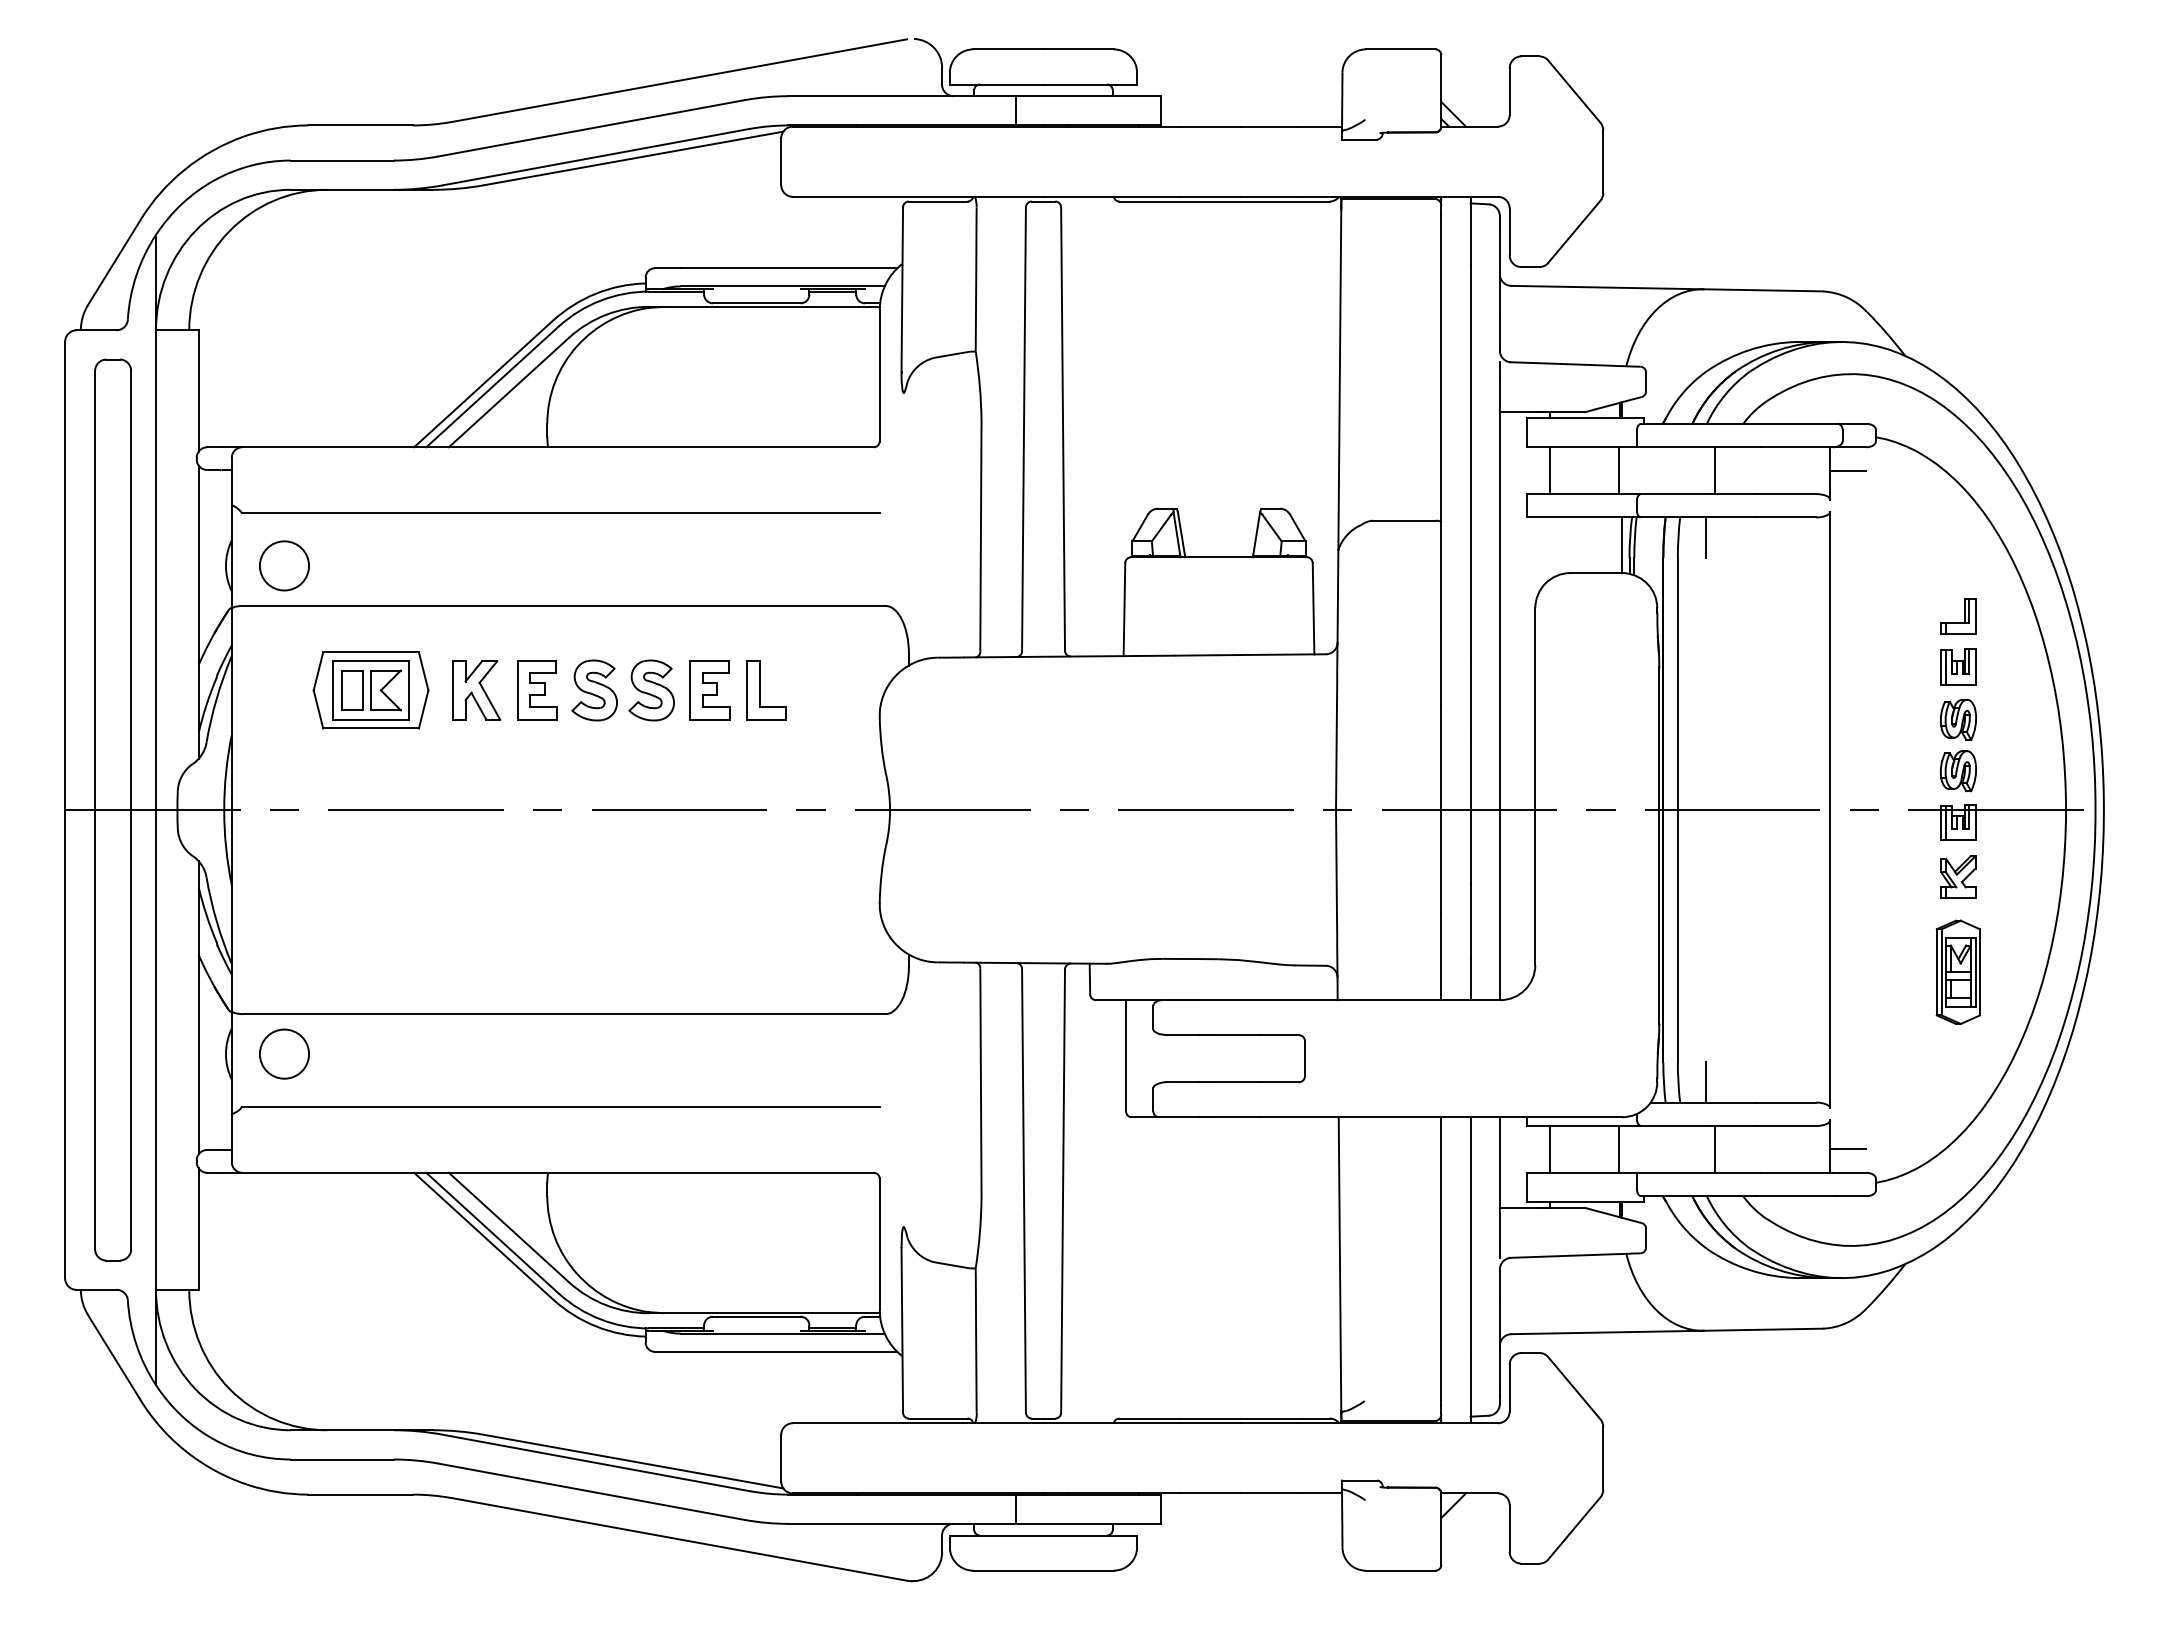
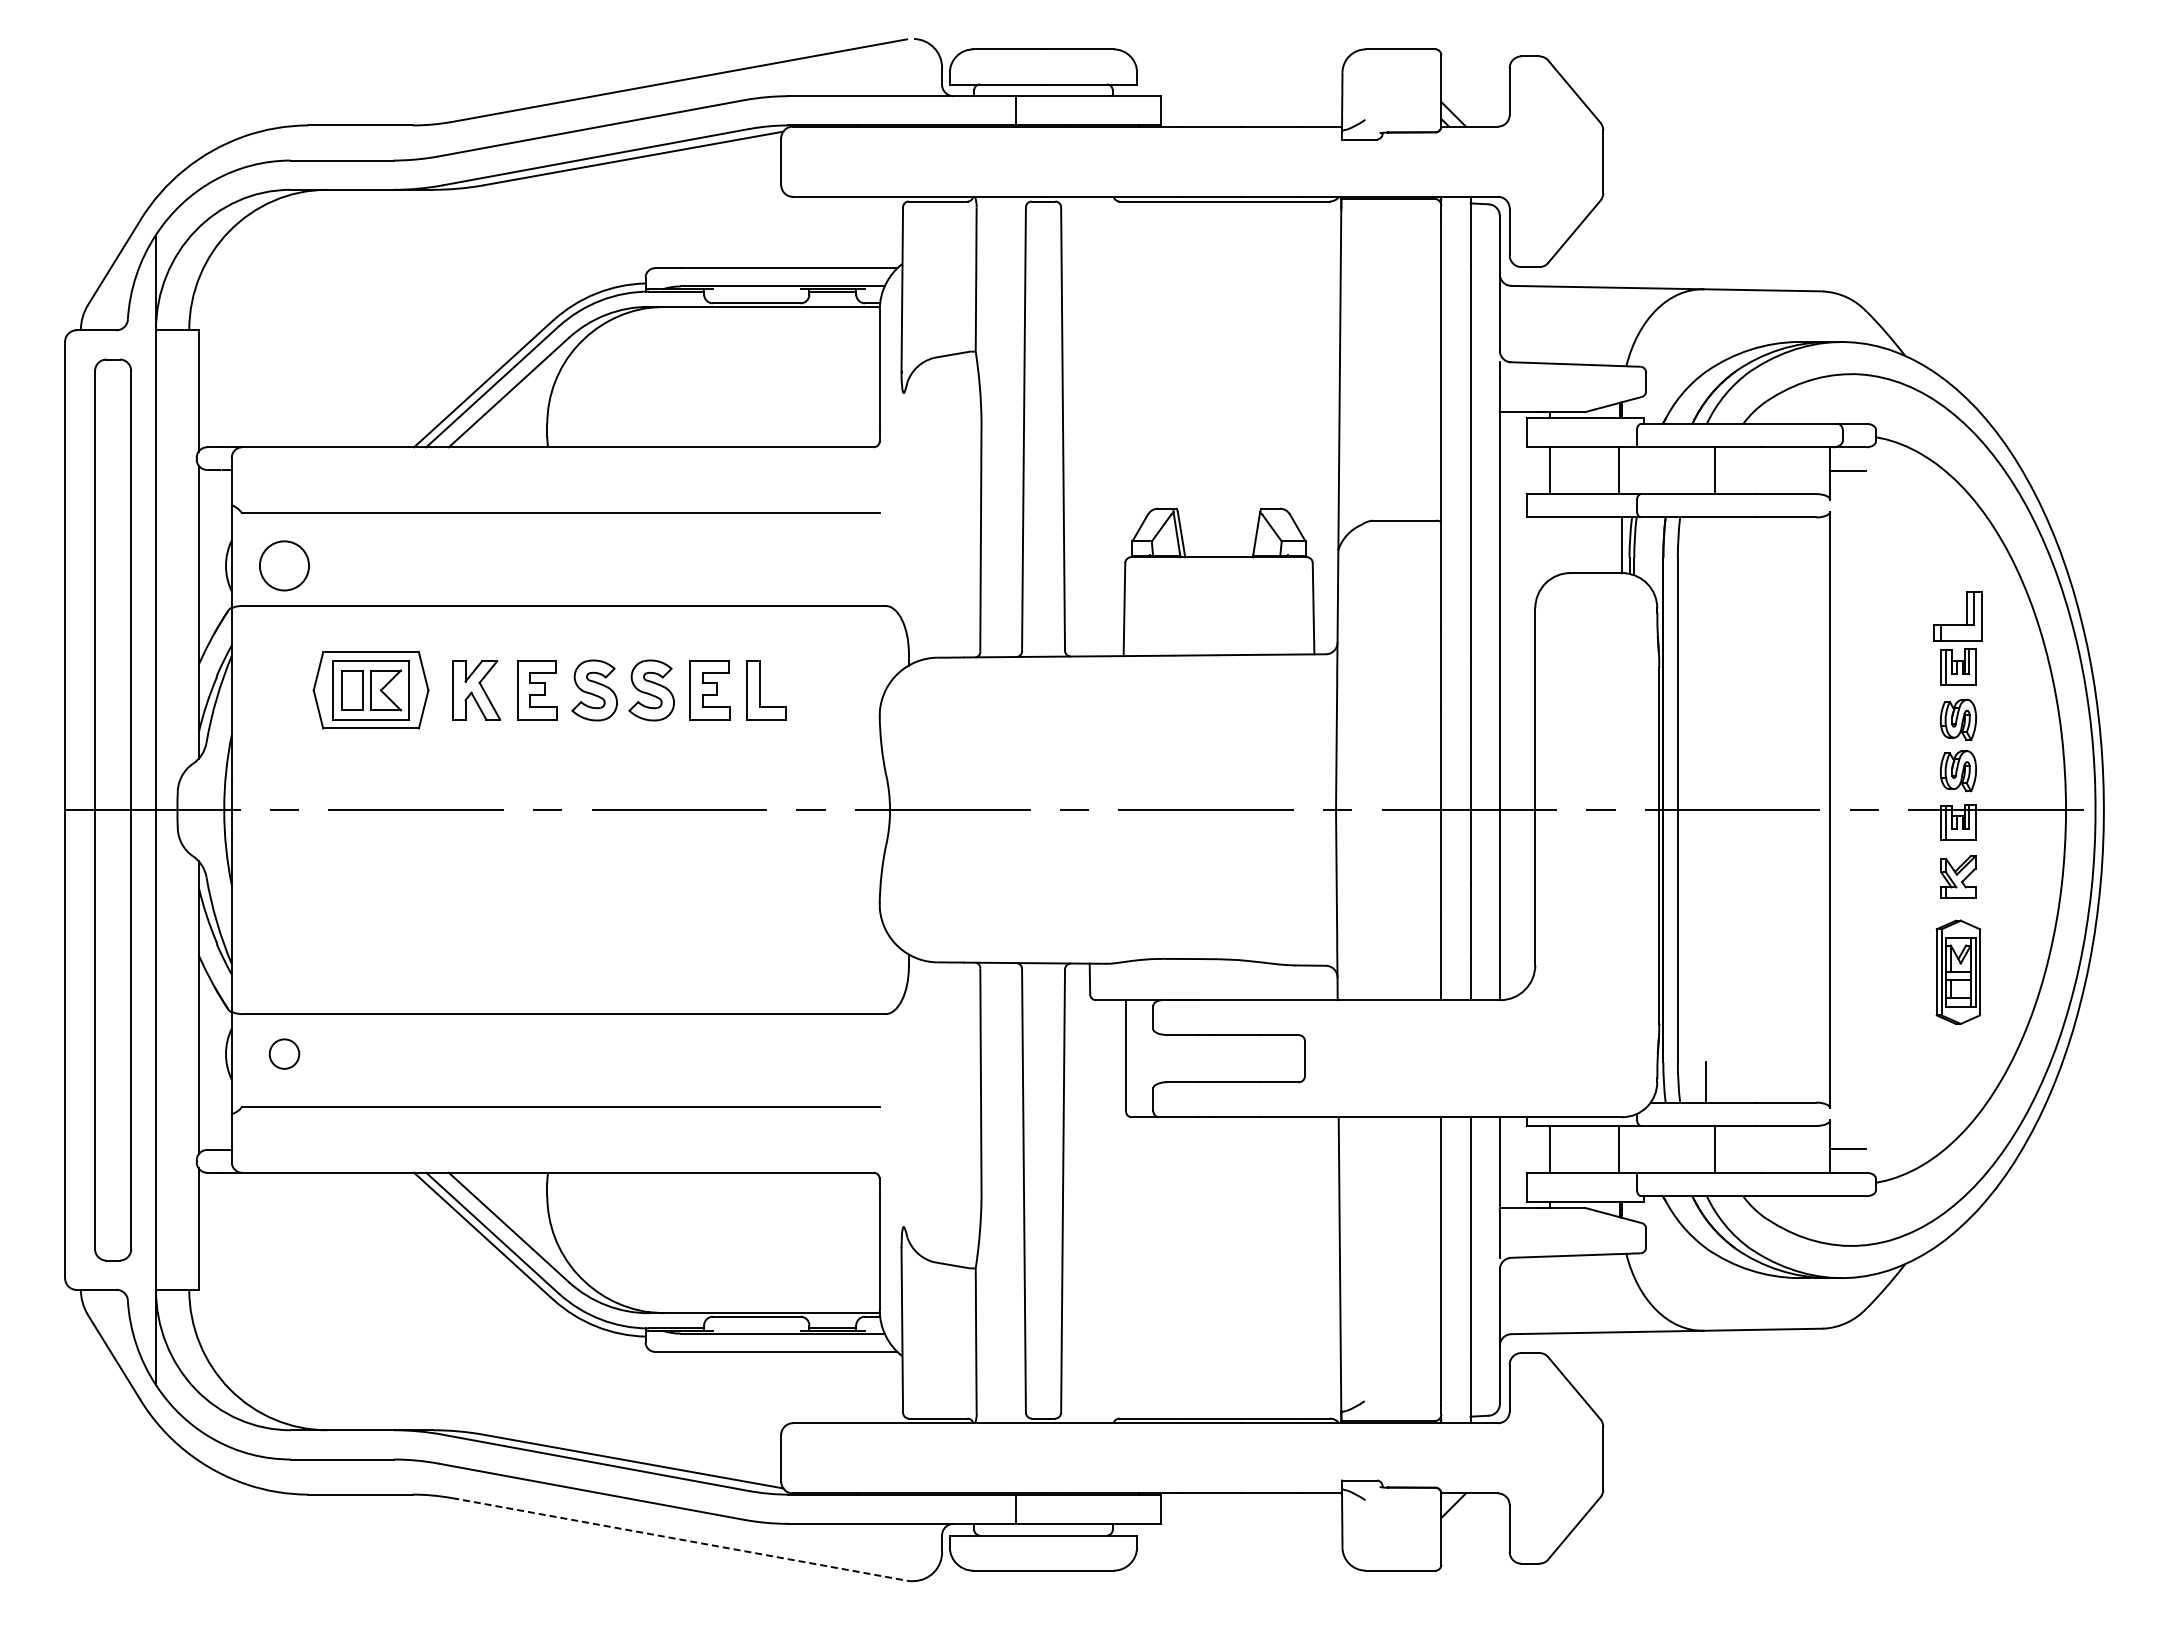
line: present -> none (1705, 537)
part size: 37x37 px -> 50x51 px (1957, 616)
circle diameter: 49 px -> 29 px (284, 1053)
line: solid -> dashed (680, 1539)
